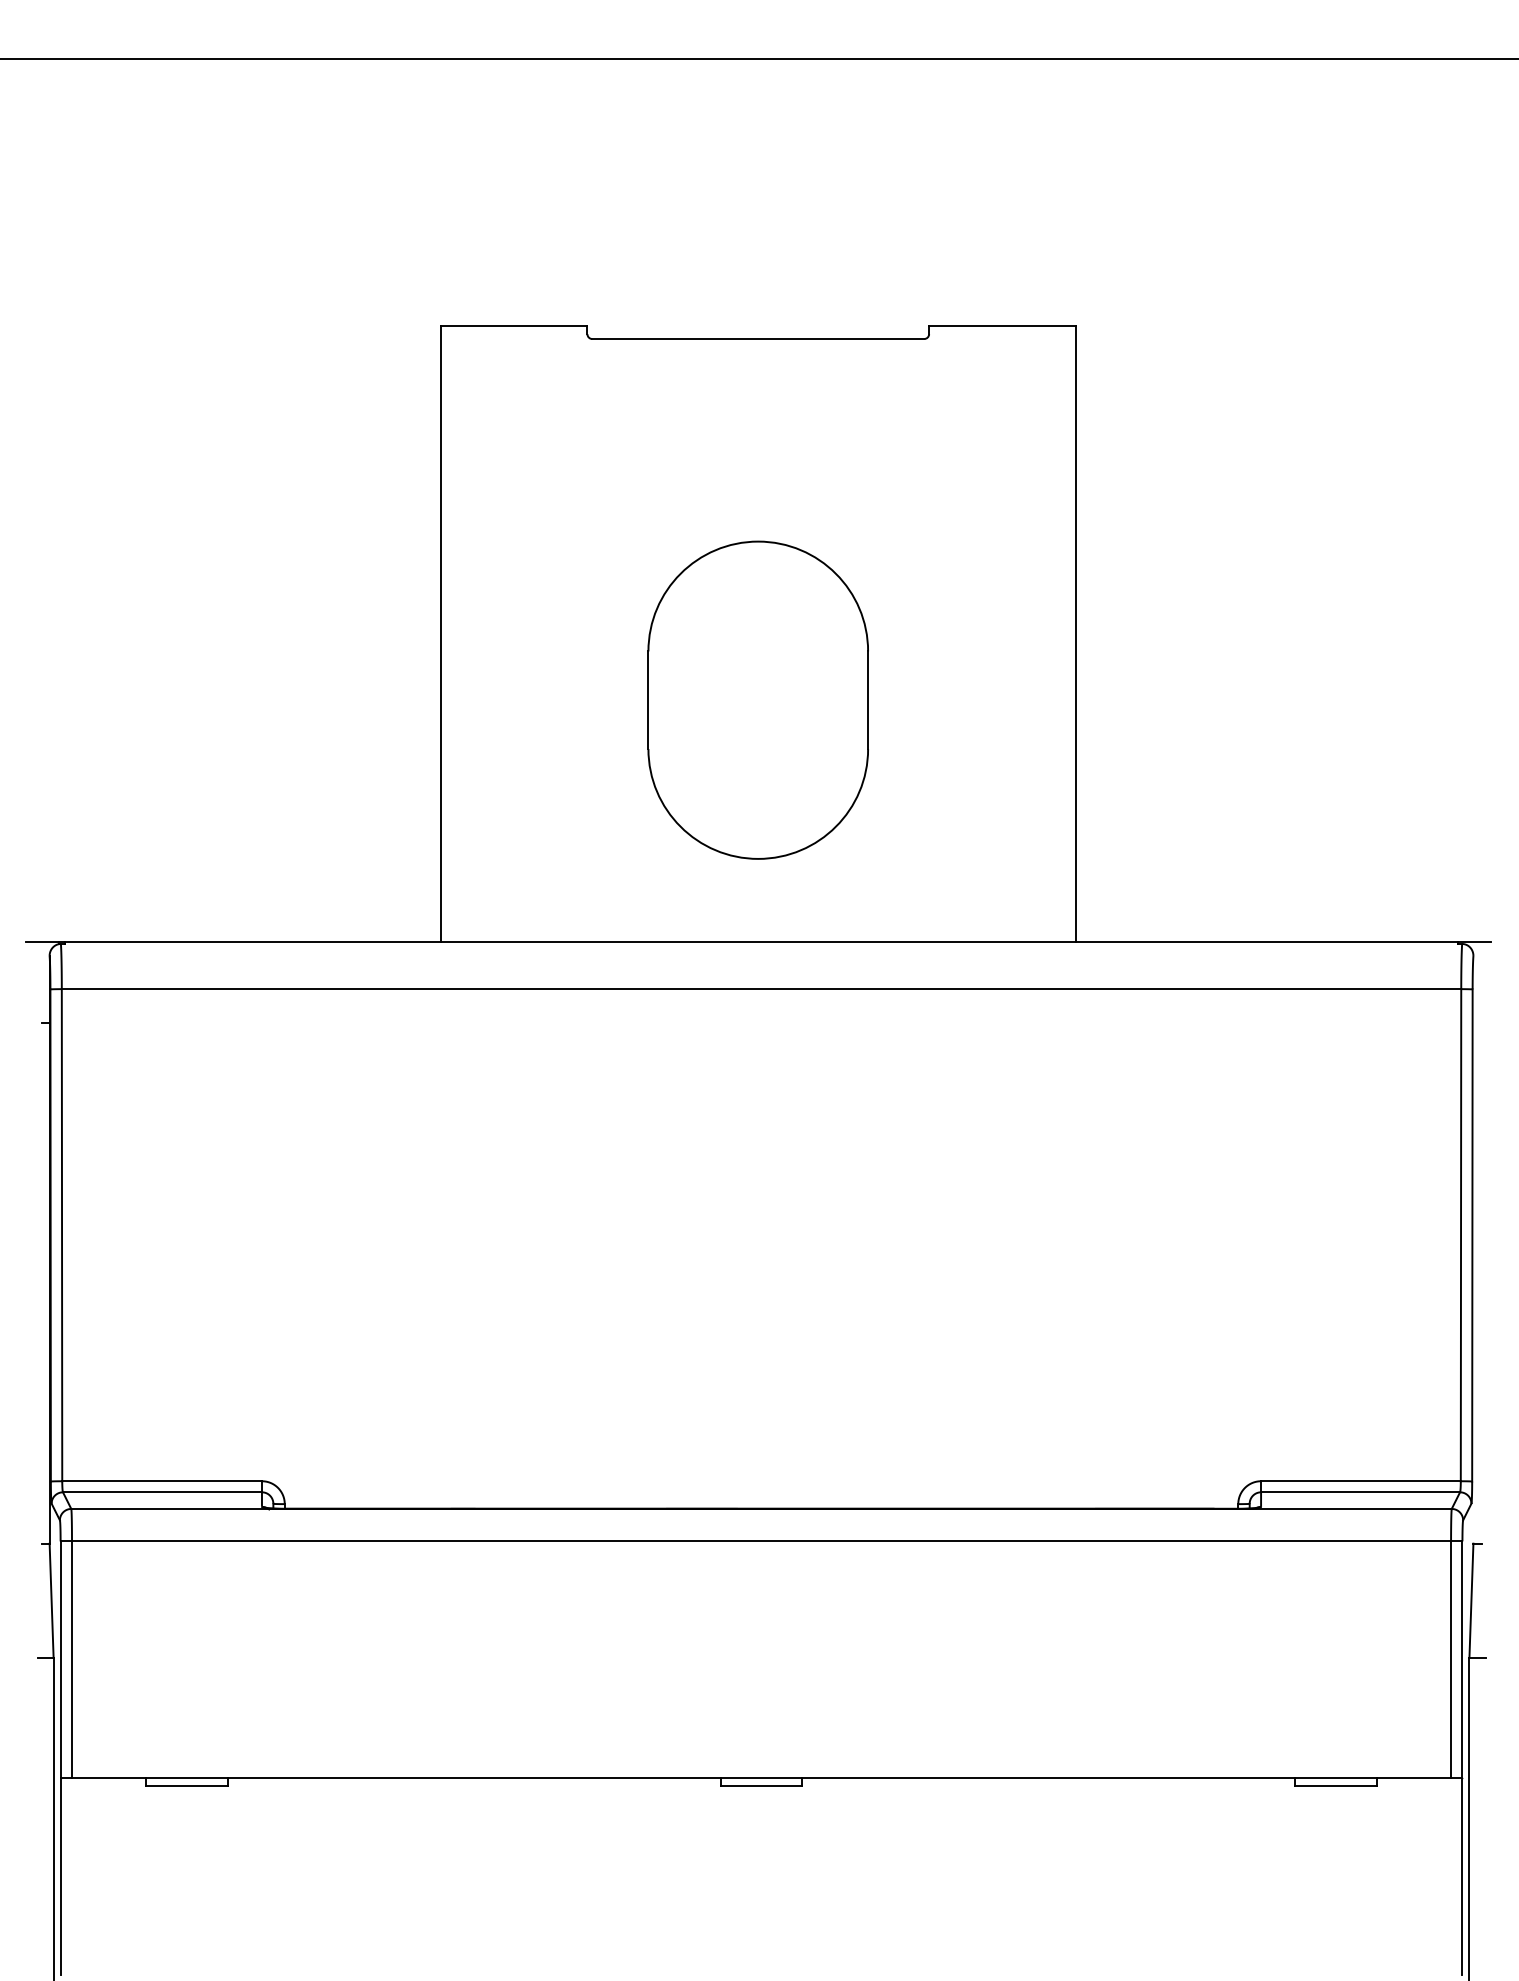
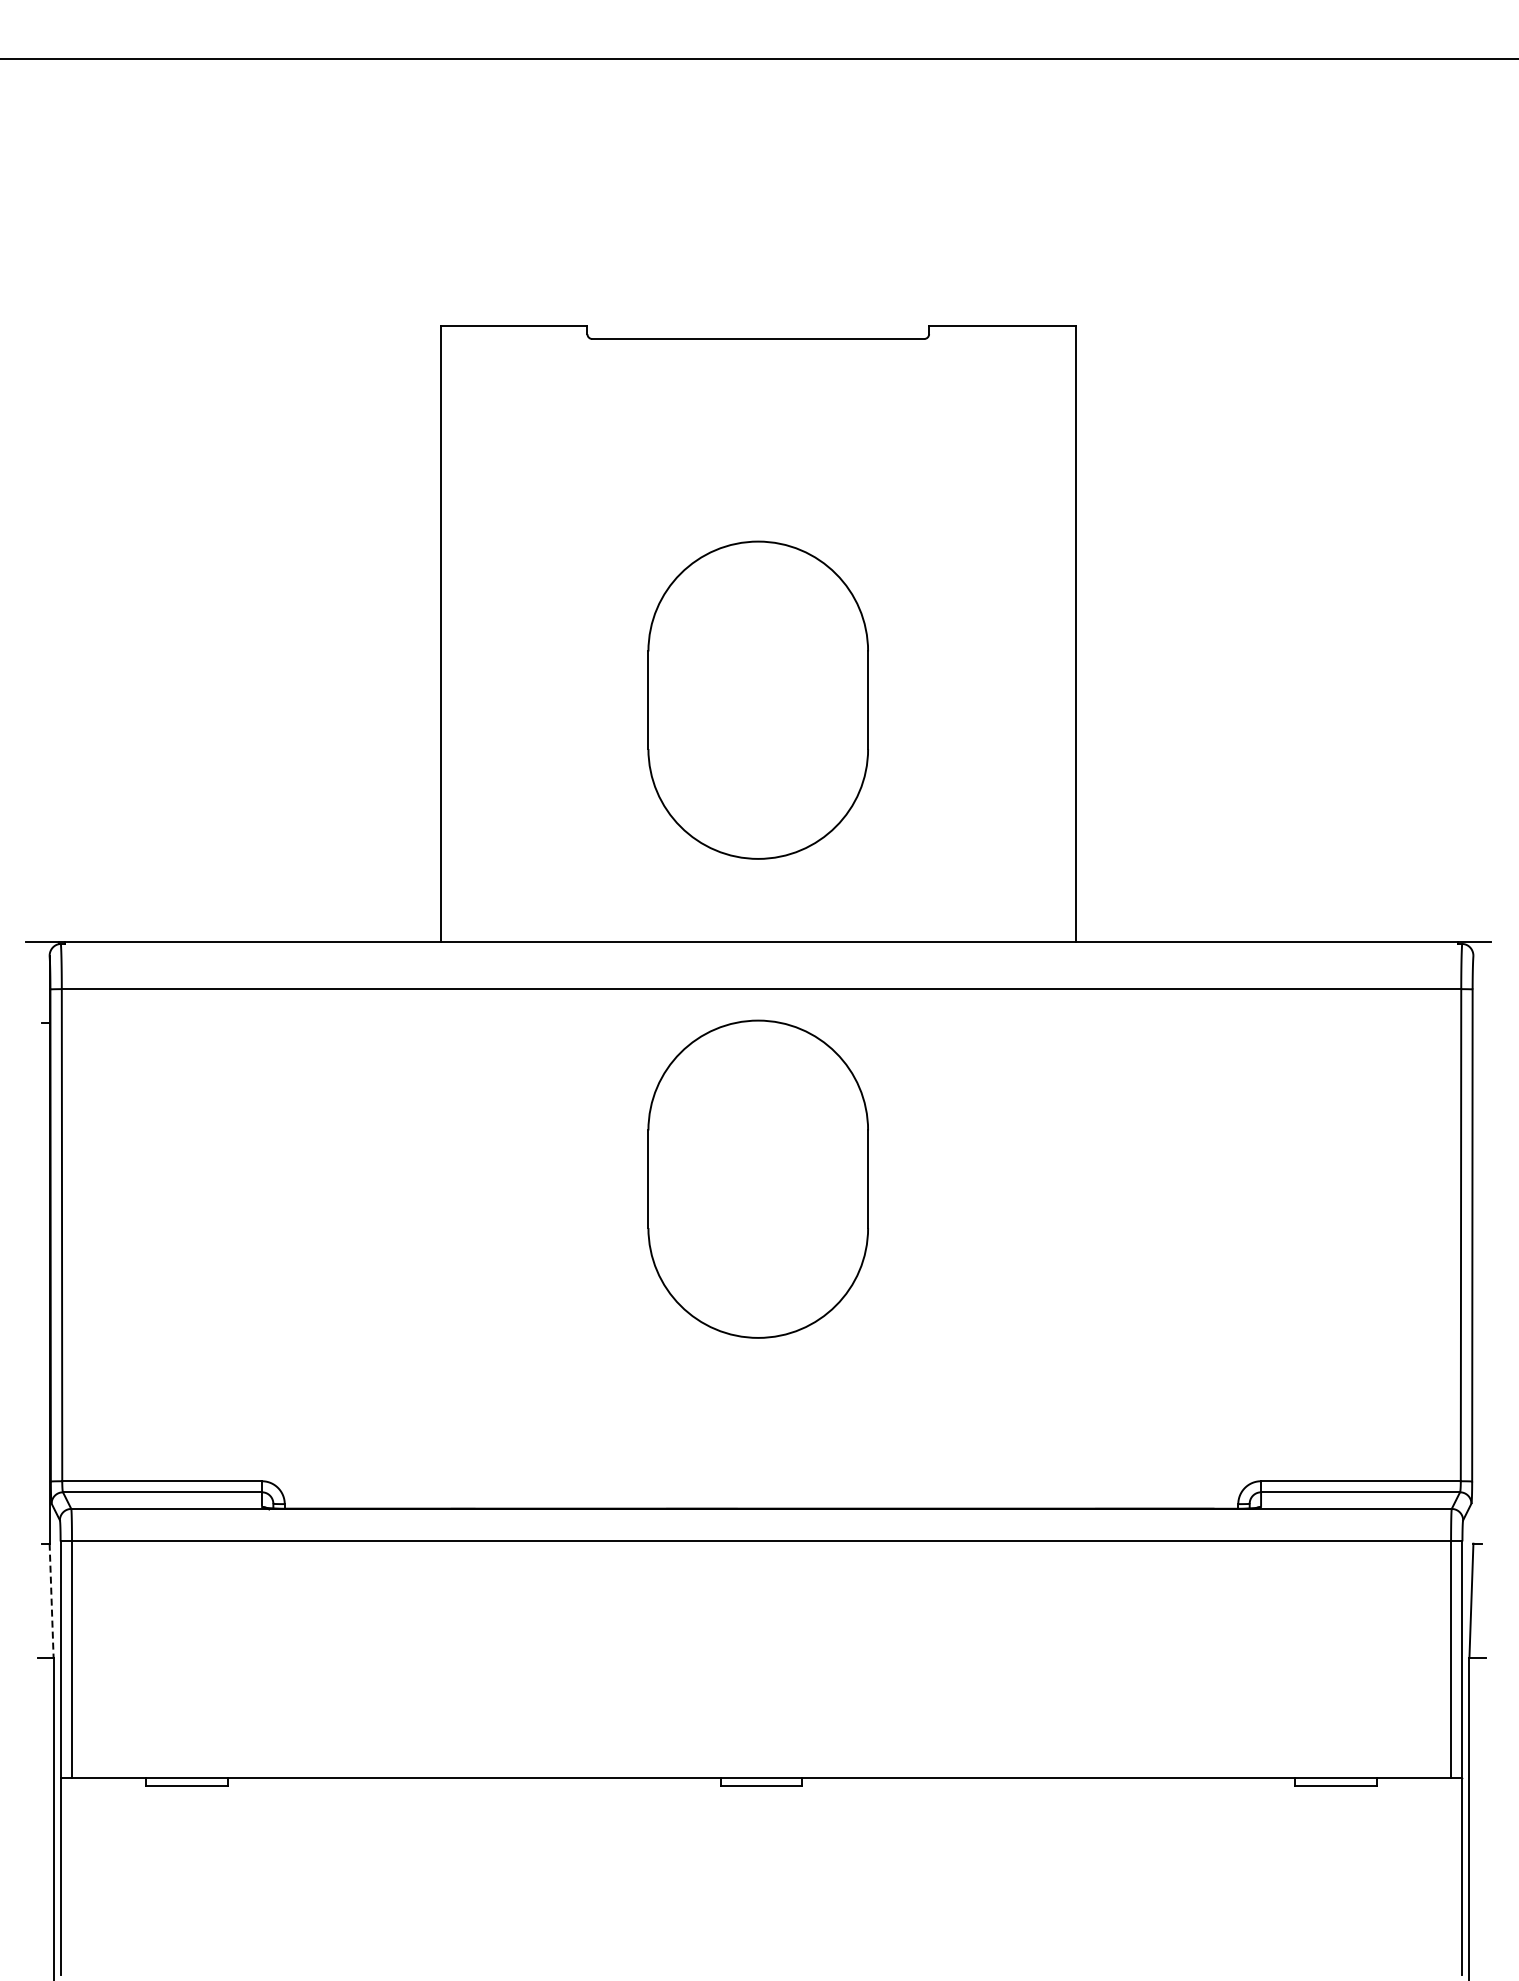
part: none -> present (757, 1178)
line: solid -> dashed (51, 1600)
